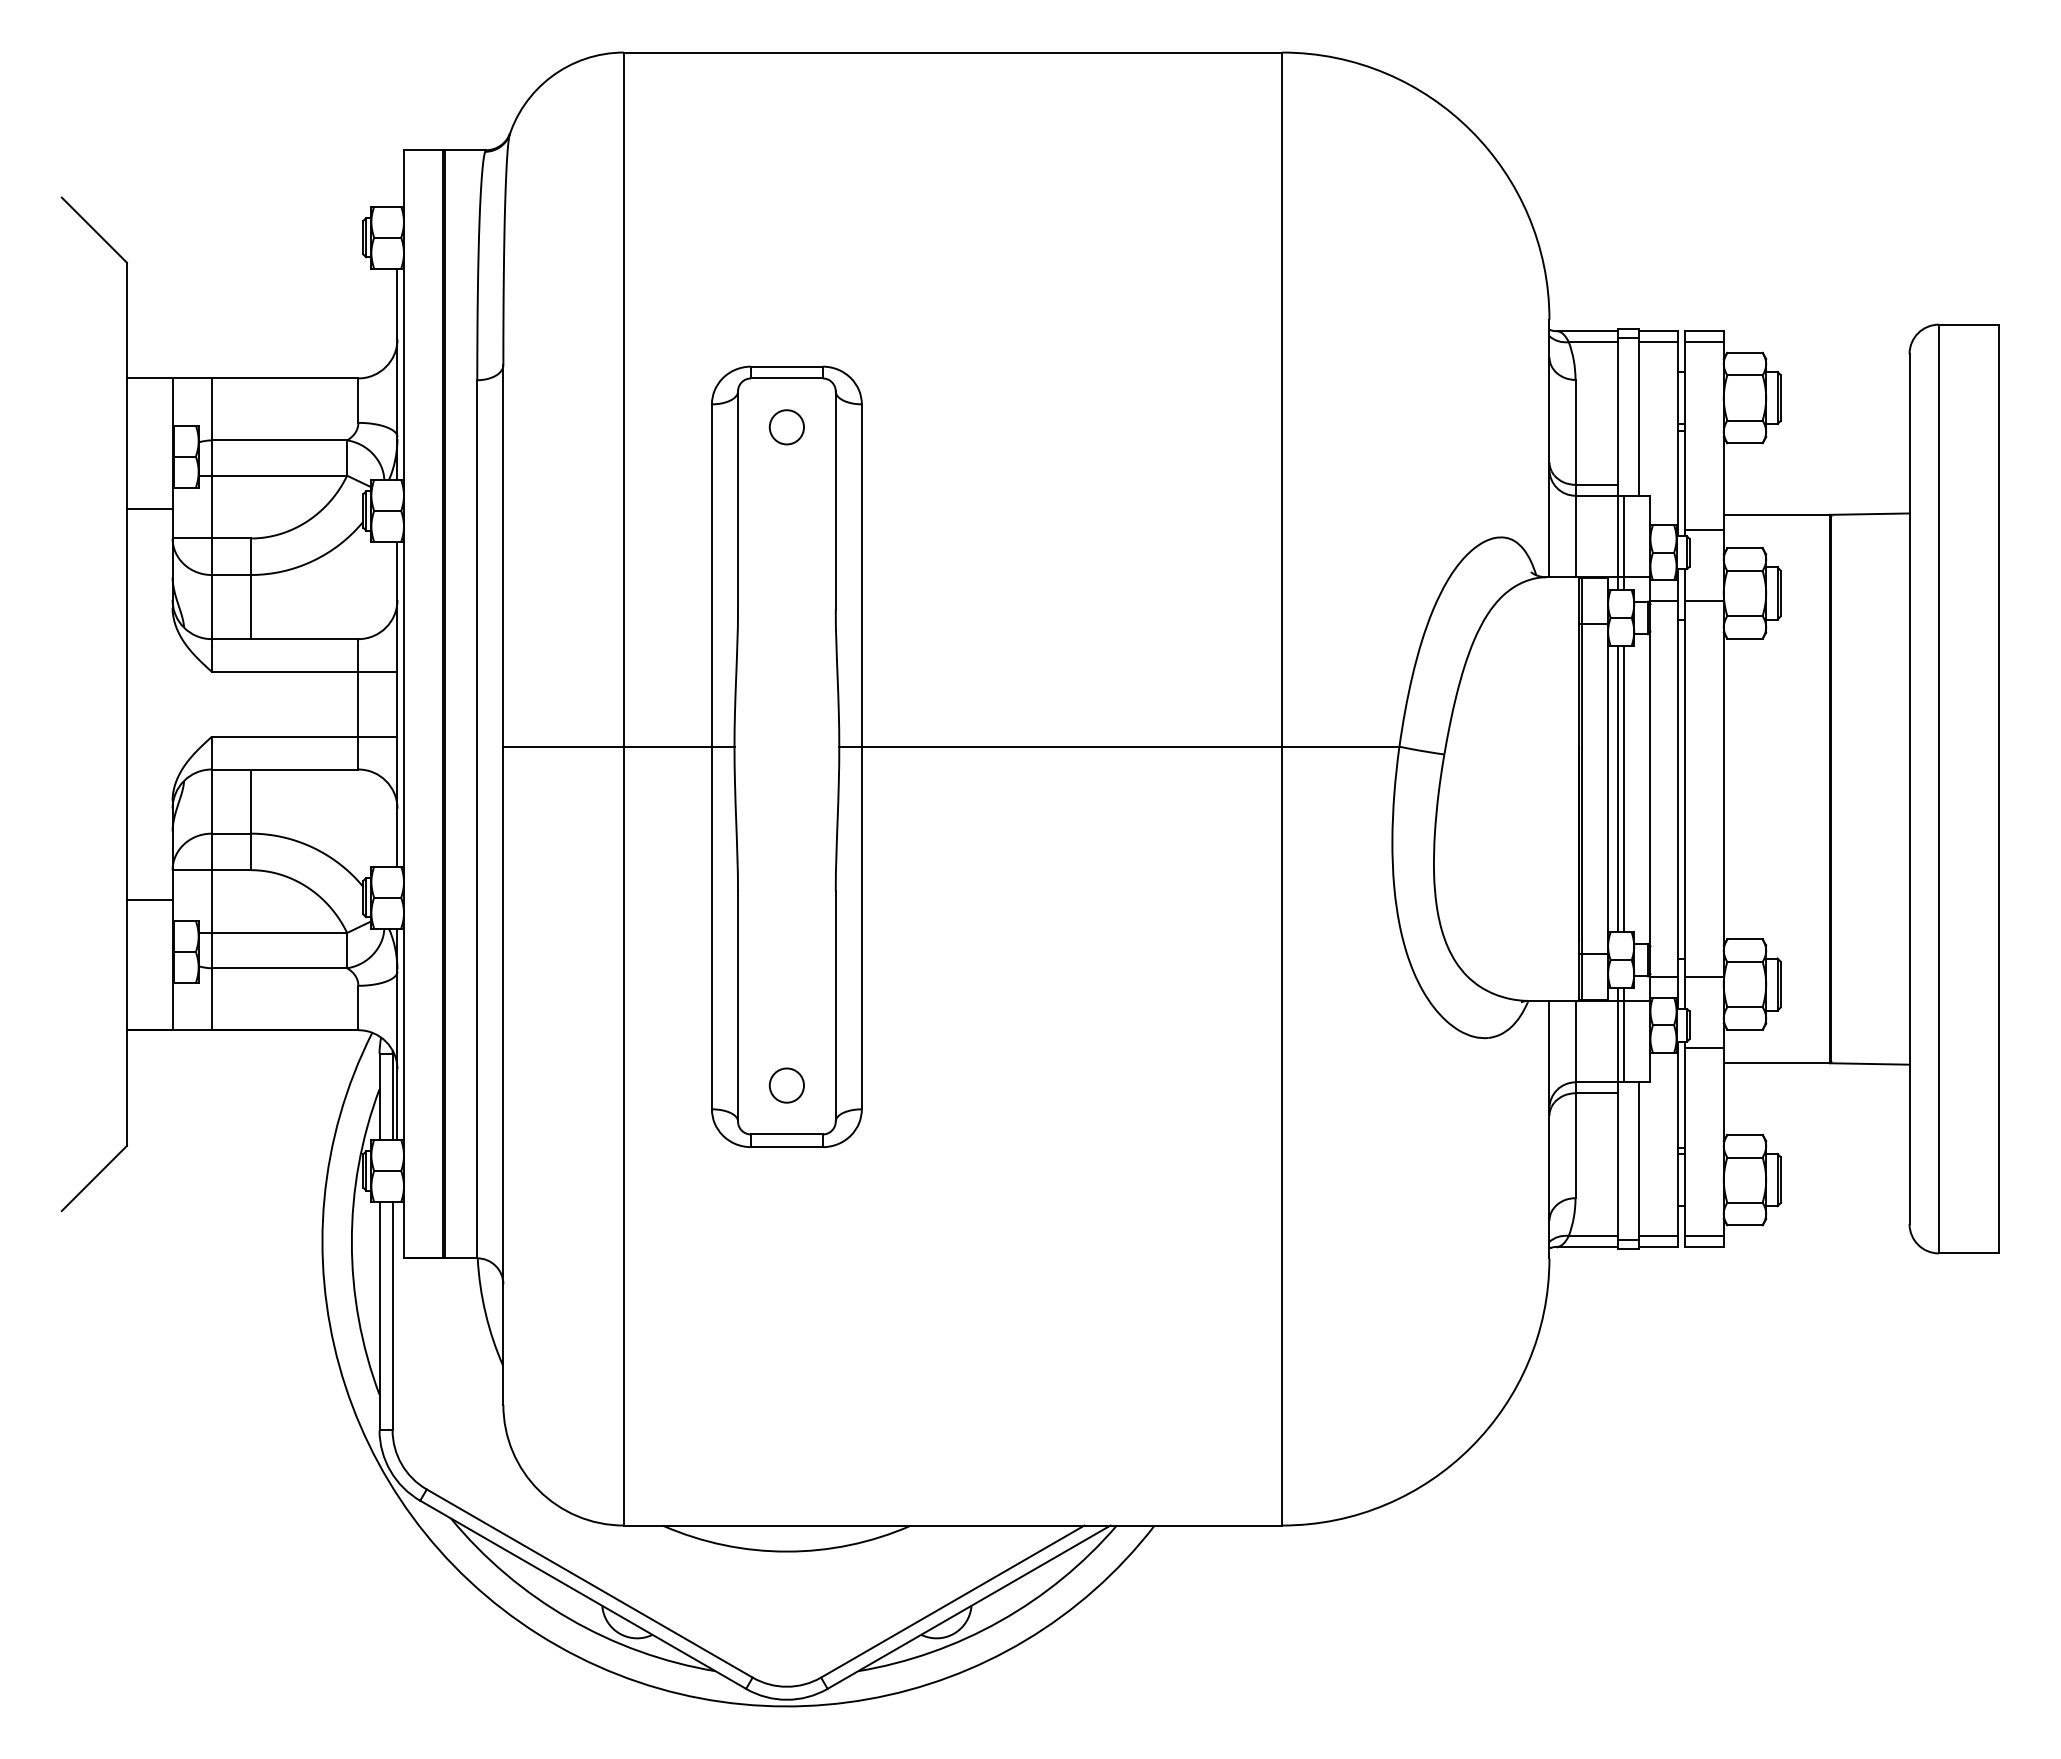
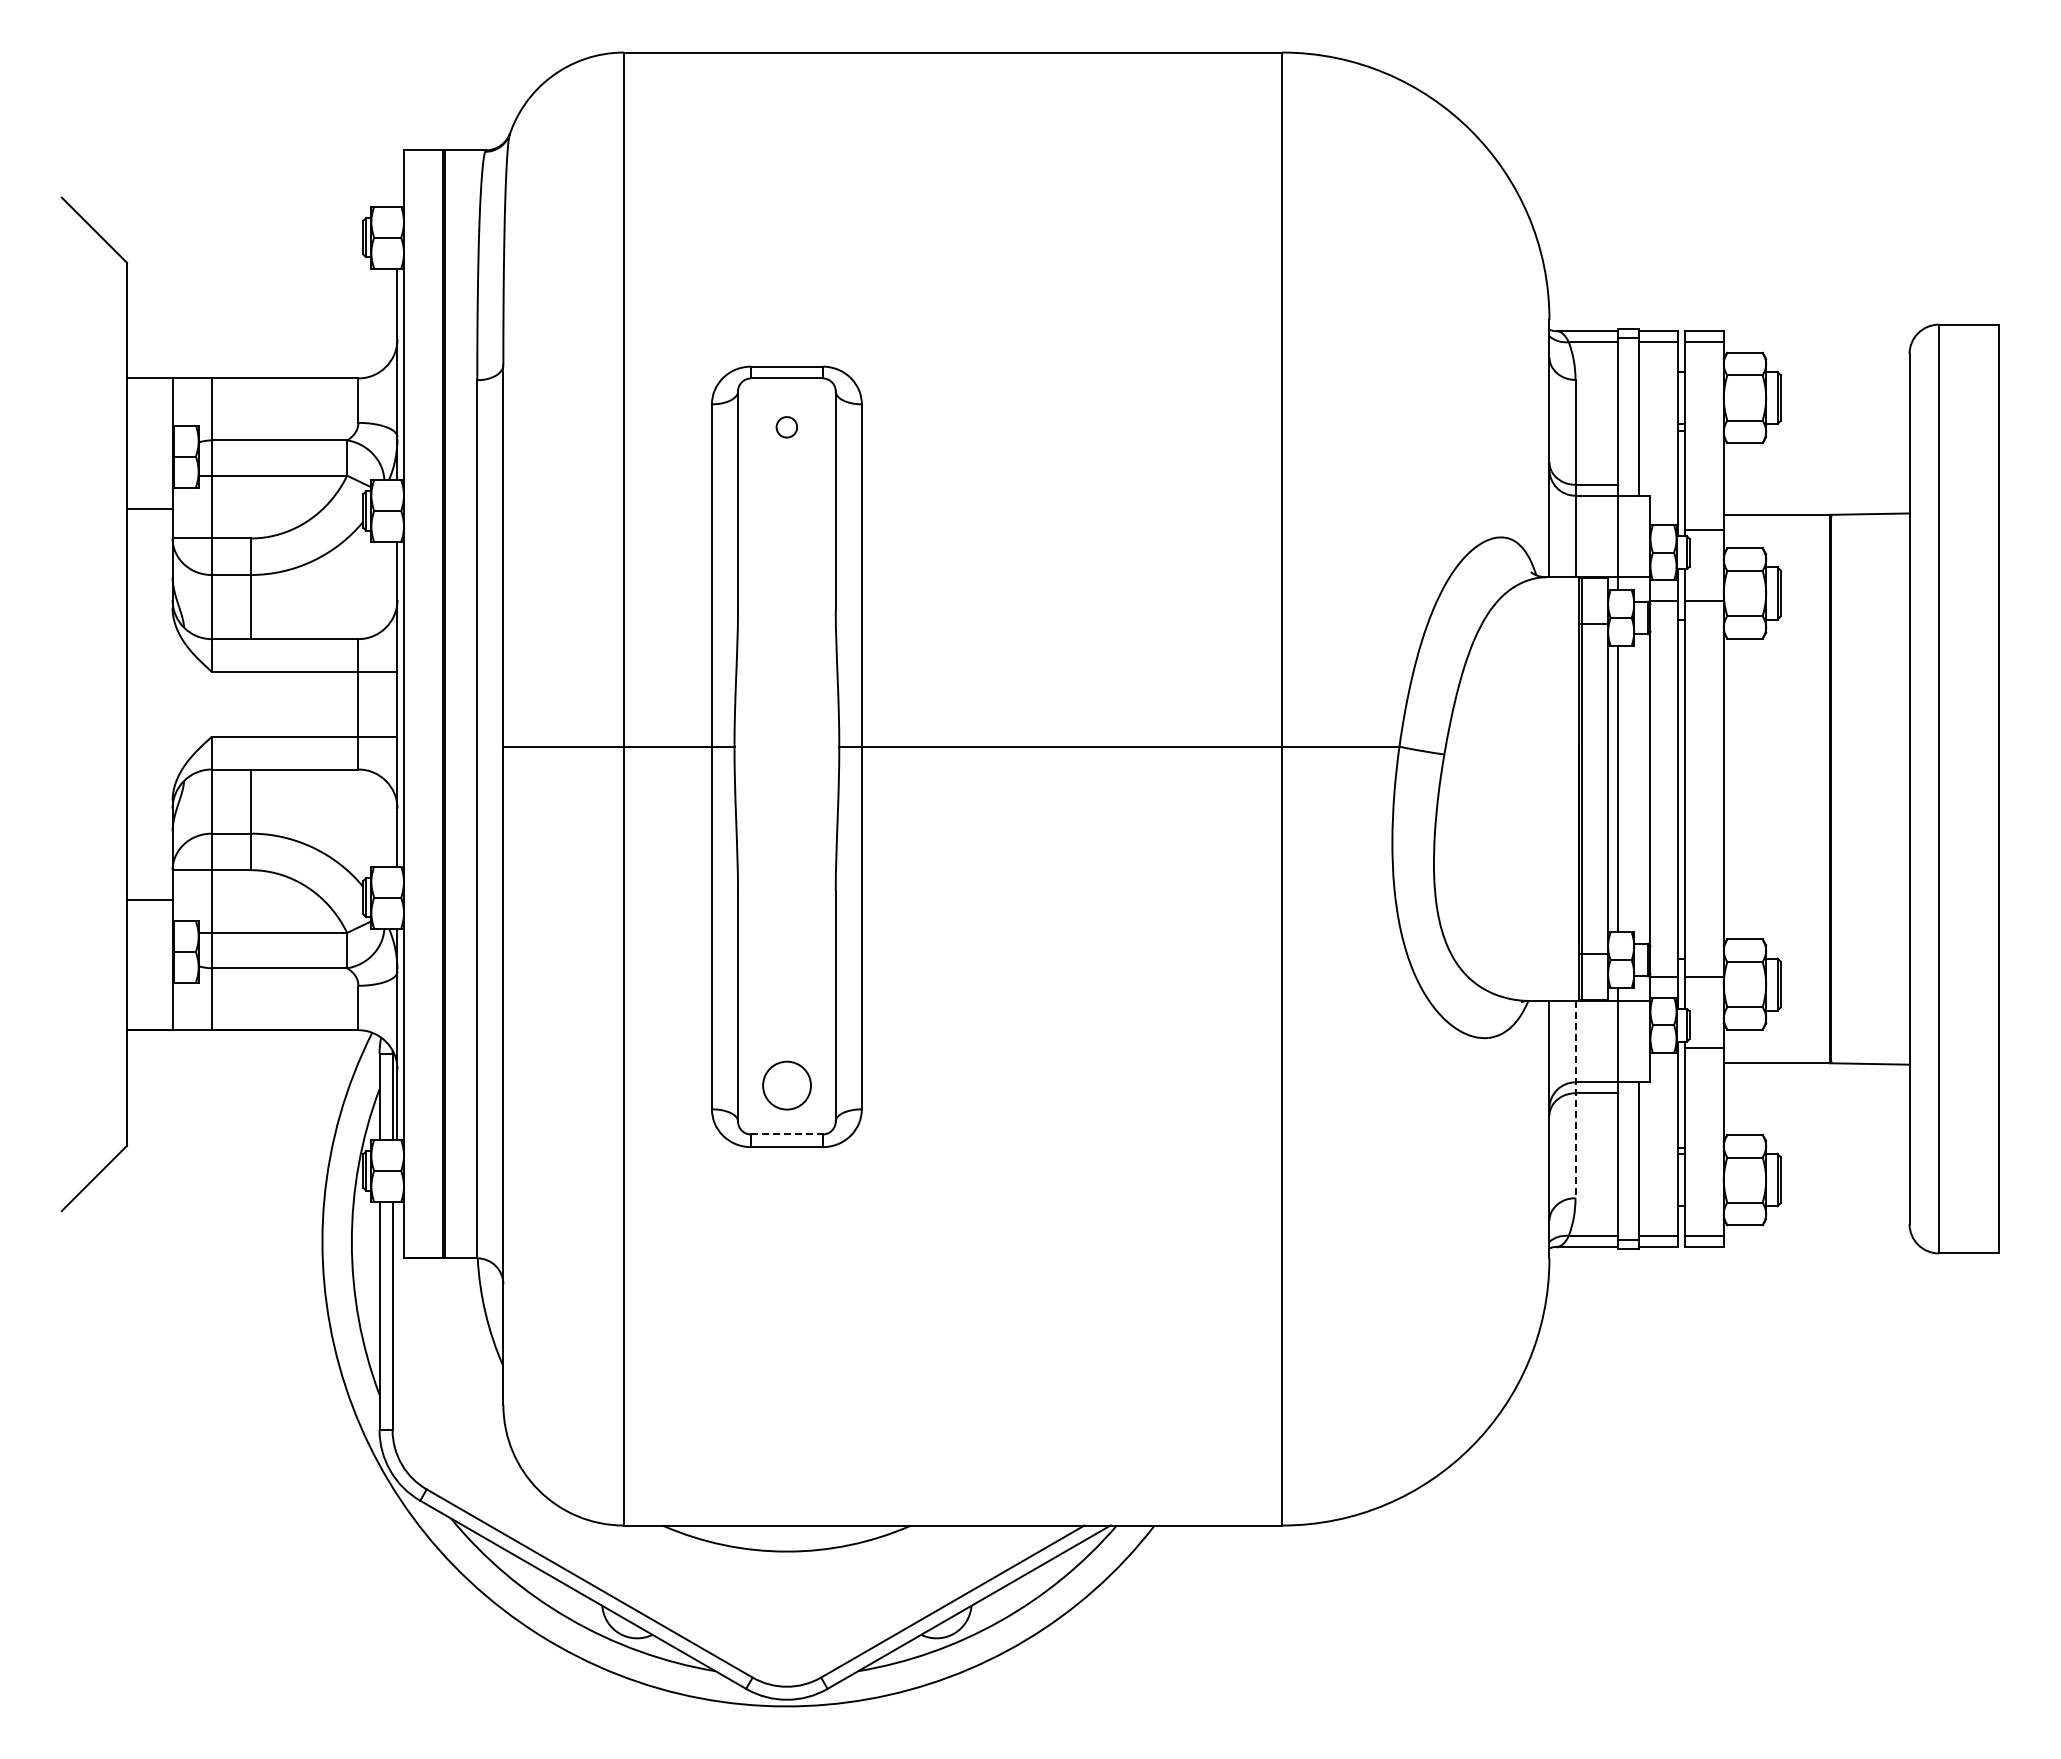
circle diameter: 34 px -> 21 px (786, 427)
line: present -> none (1624, 542)
line: present -> none (1624, 788)
line: present -> none (1624, 1034)
circle size: 37x37 px -> 50x51 px (786, 1085)
line: solid -> dashed (1575, 1099)
line: solid -> dashed (786, 1134)
